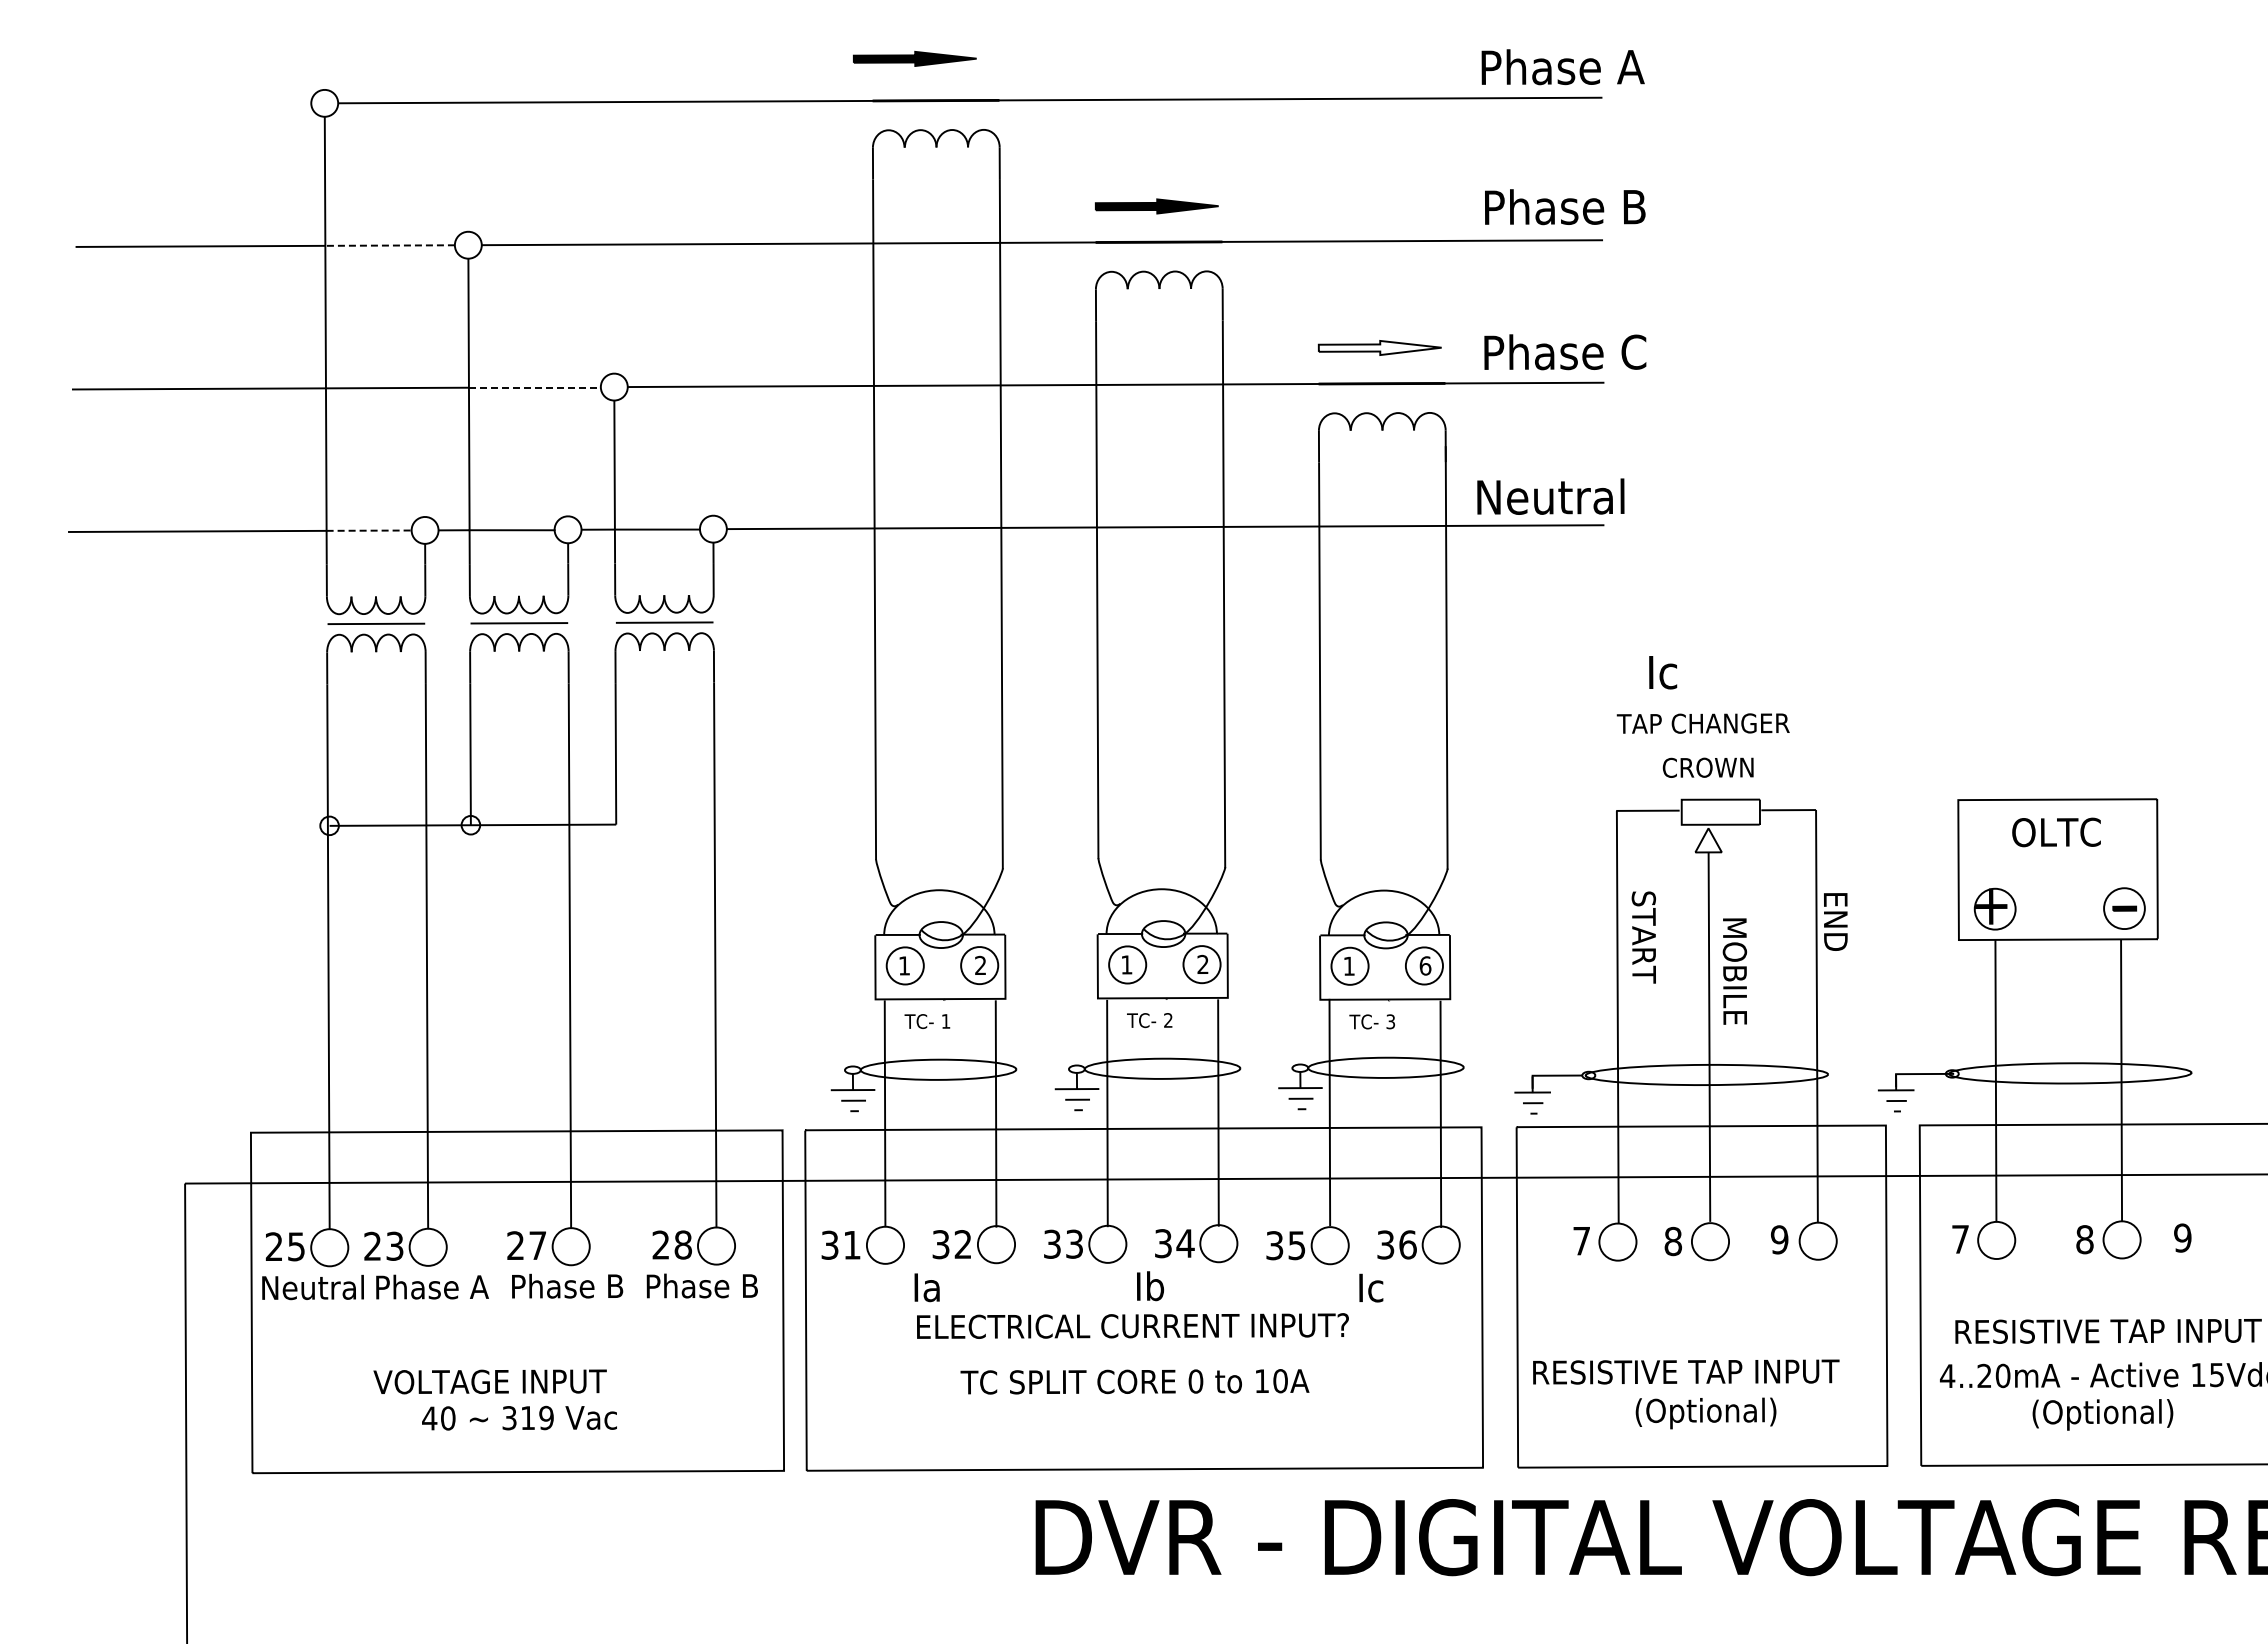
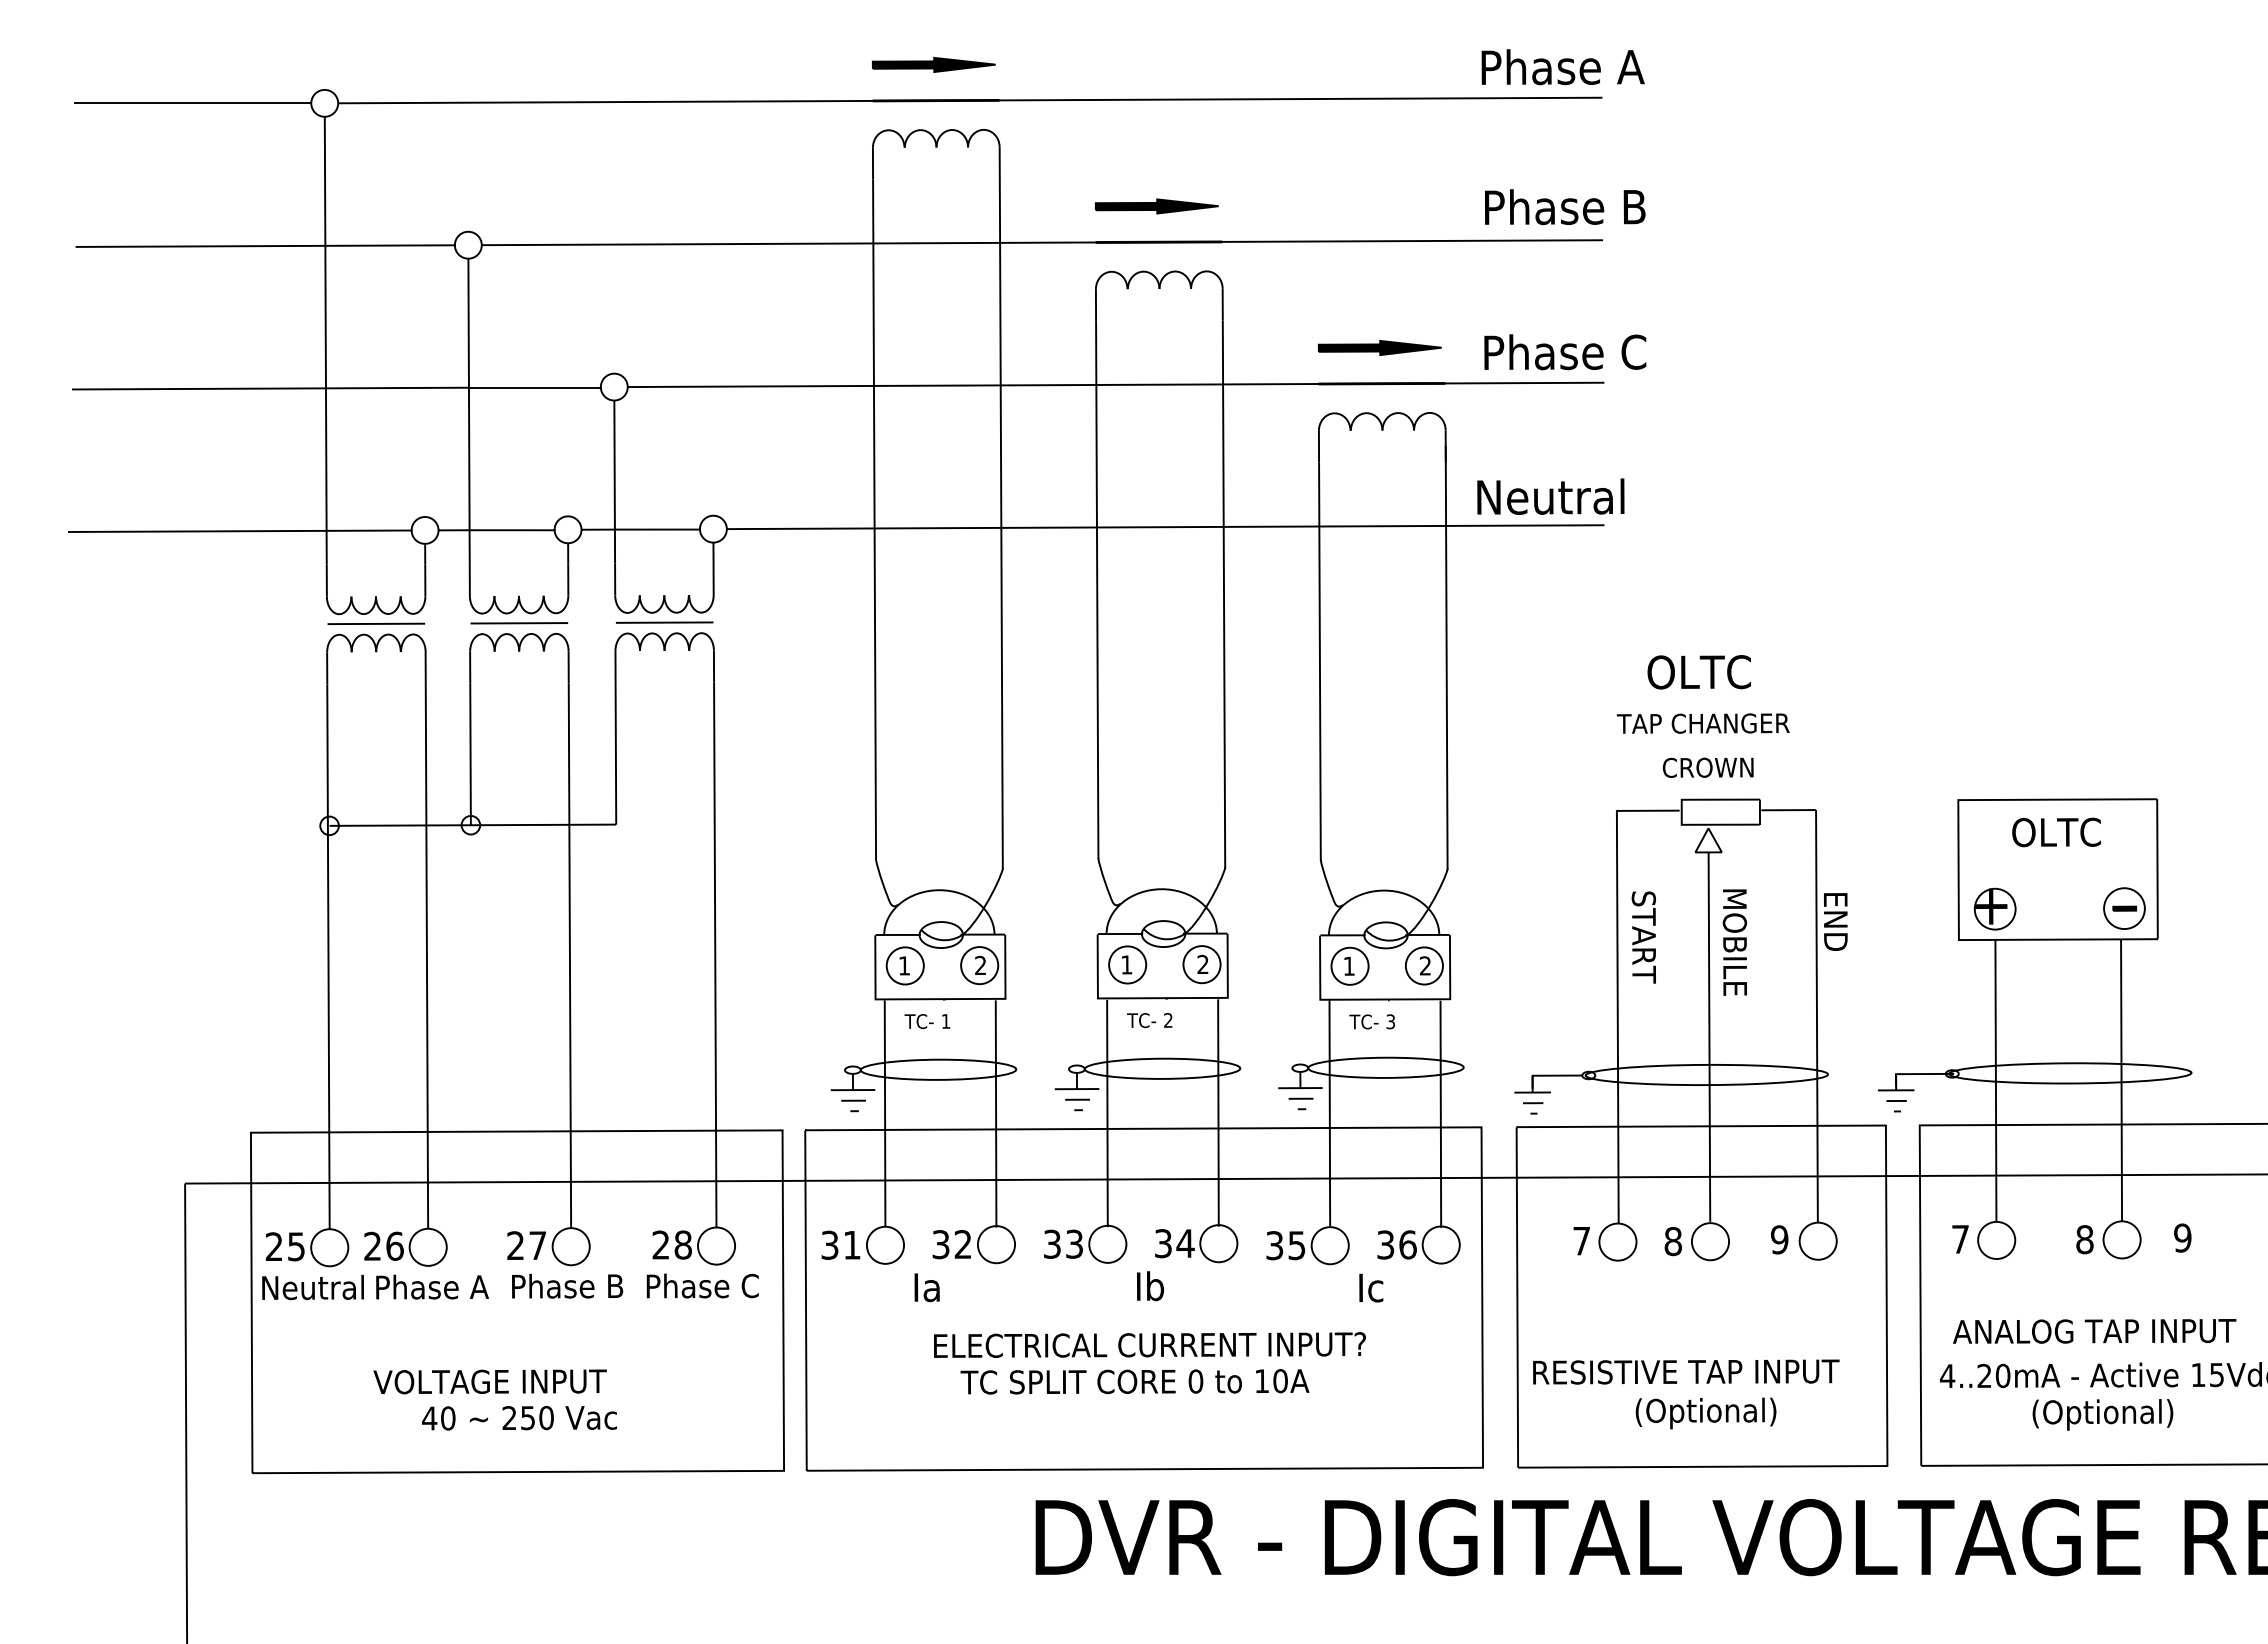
part position: (914, 58) -> (933, 64) (933, 64)
line: none -> present (193, 103)
line: dashed -> solid (390, 245)
fill: none -> present (1379, 347)
line: dashed -> solid (534, 387)
line: dashed -> solid (369, 530)
text: Ic -> OLTC (1699, 672)
text: 6 -> 2 (1425, 965)
text position: (1734, 971) -> (1734, 942) (1734, 942)
text: 23 -> 26 (394, 1245)
text: Phase B -> Phase C (749, 1285)
text position: (1132, 1325) -> (1149, 1344) (1149, 1344)
text: RESISTIVE TAP INPUT -> ANALOG TAP INPUT (2107, 1330)
text: 319 -> 250 (527, 1418)
